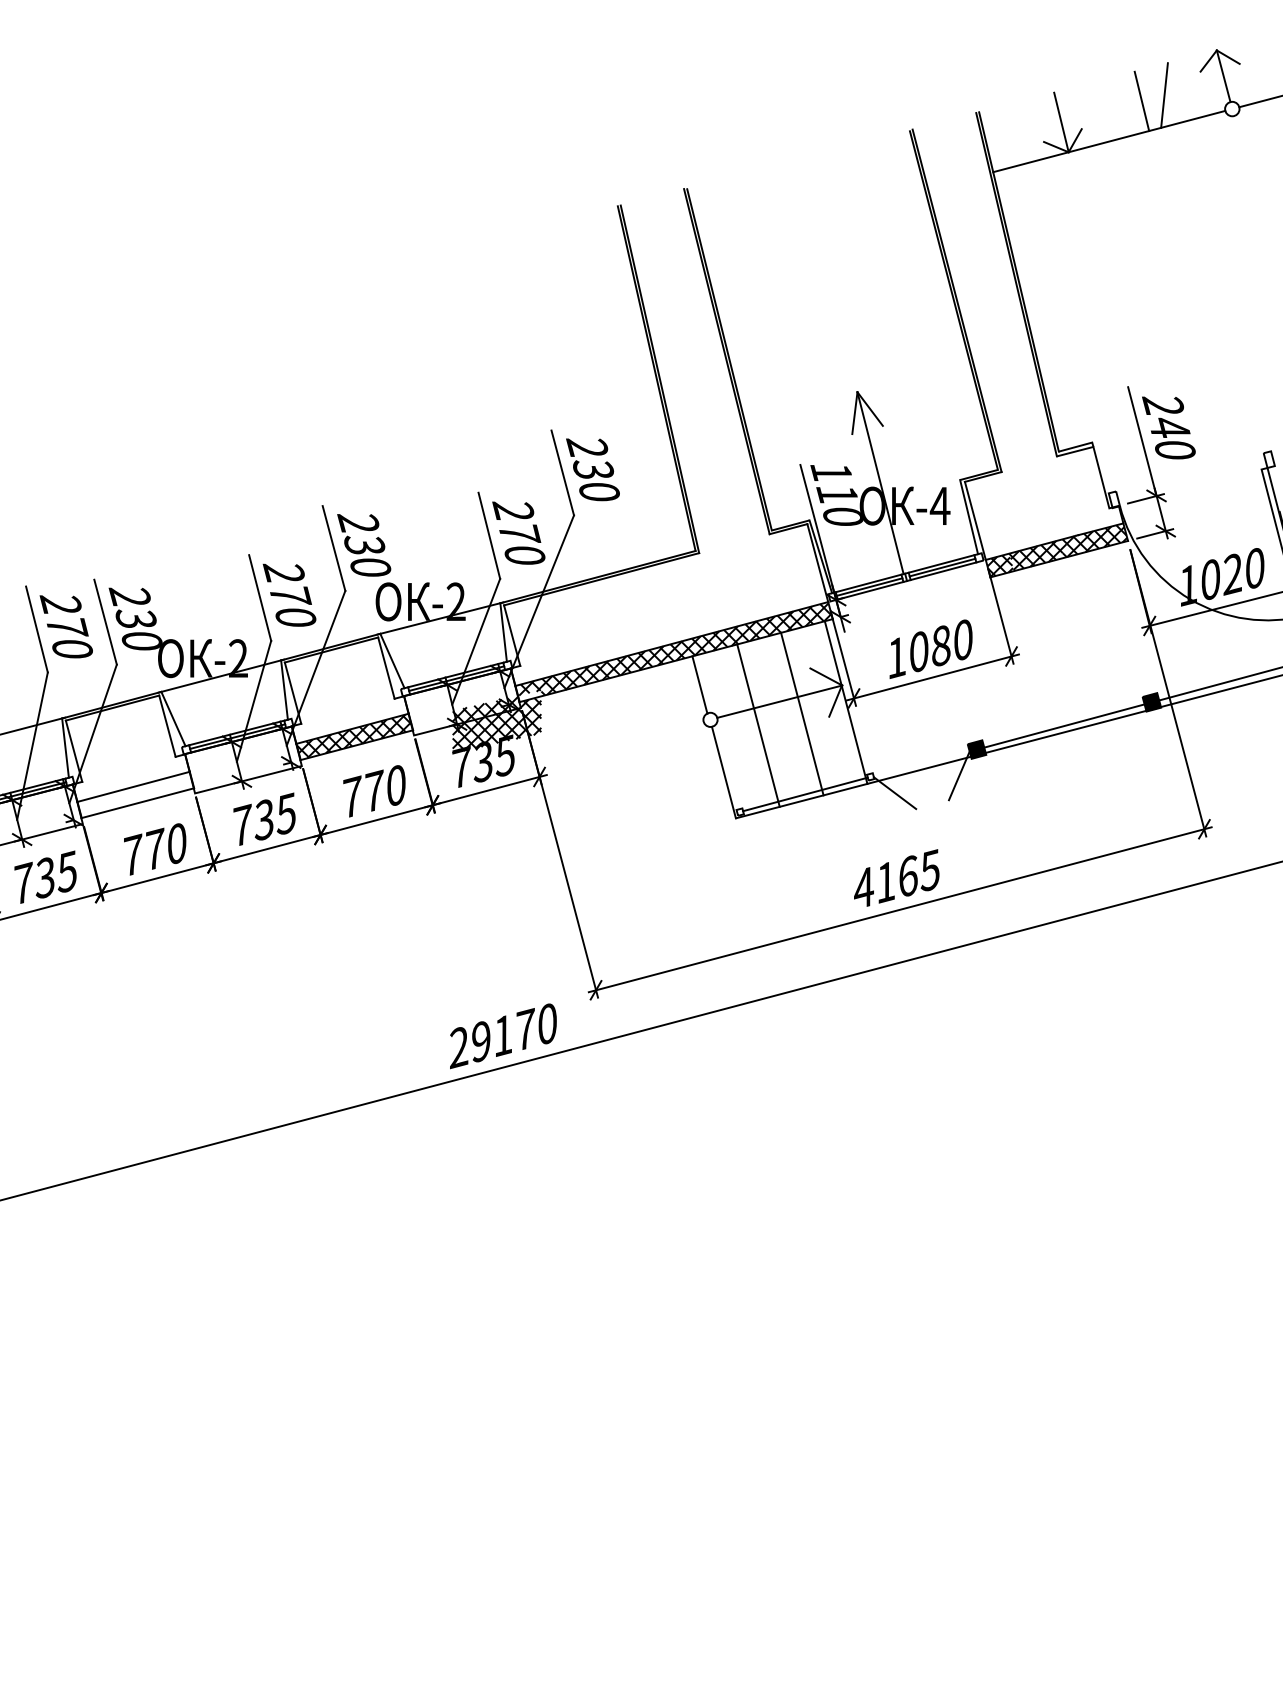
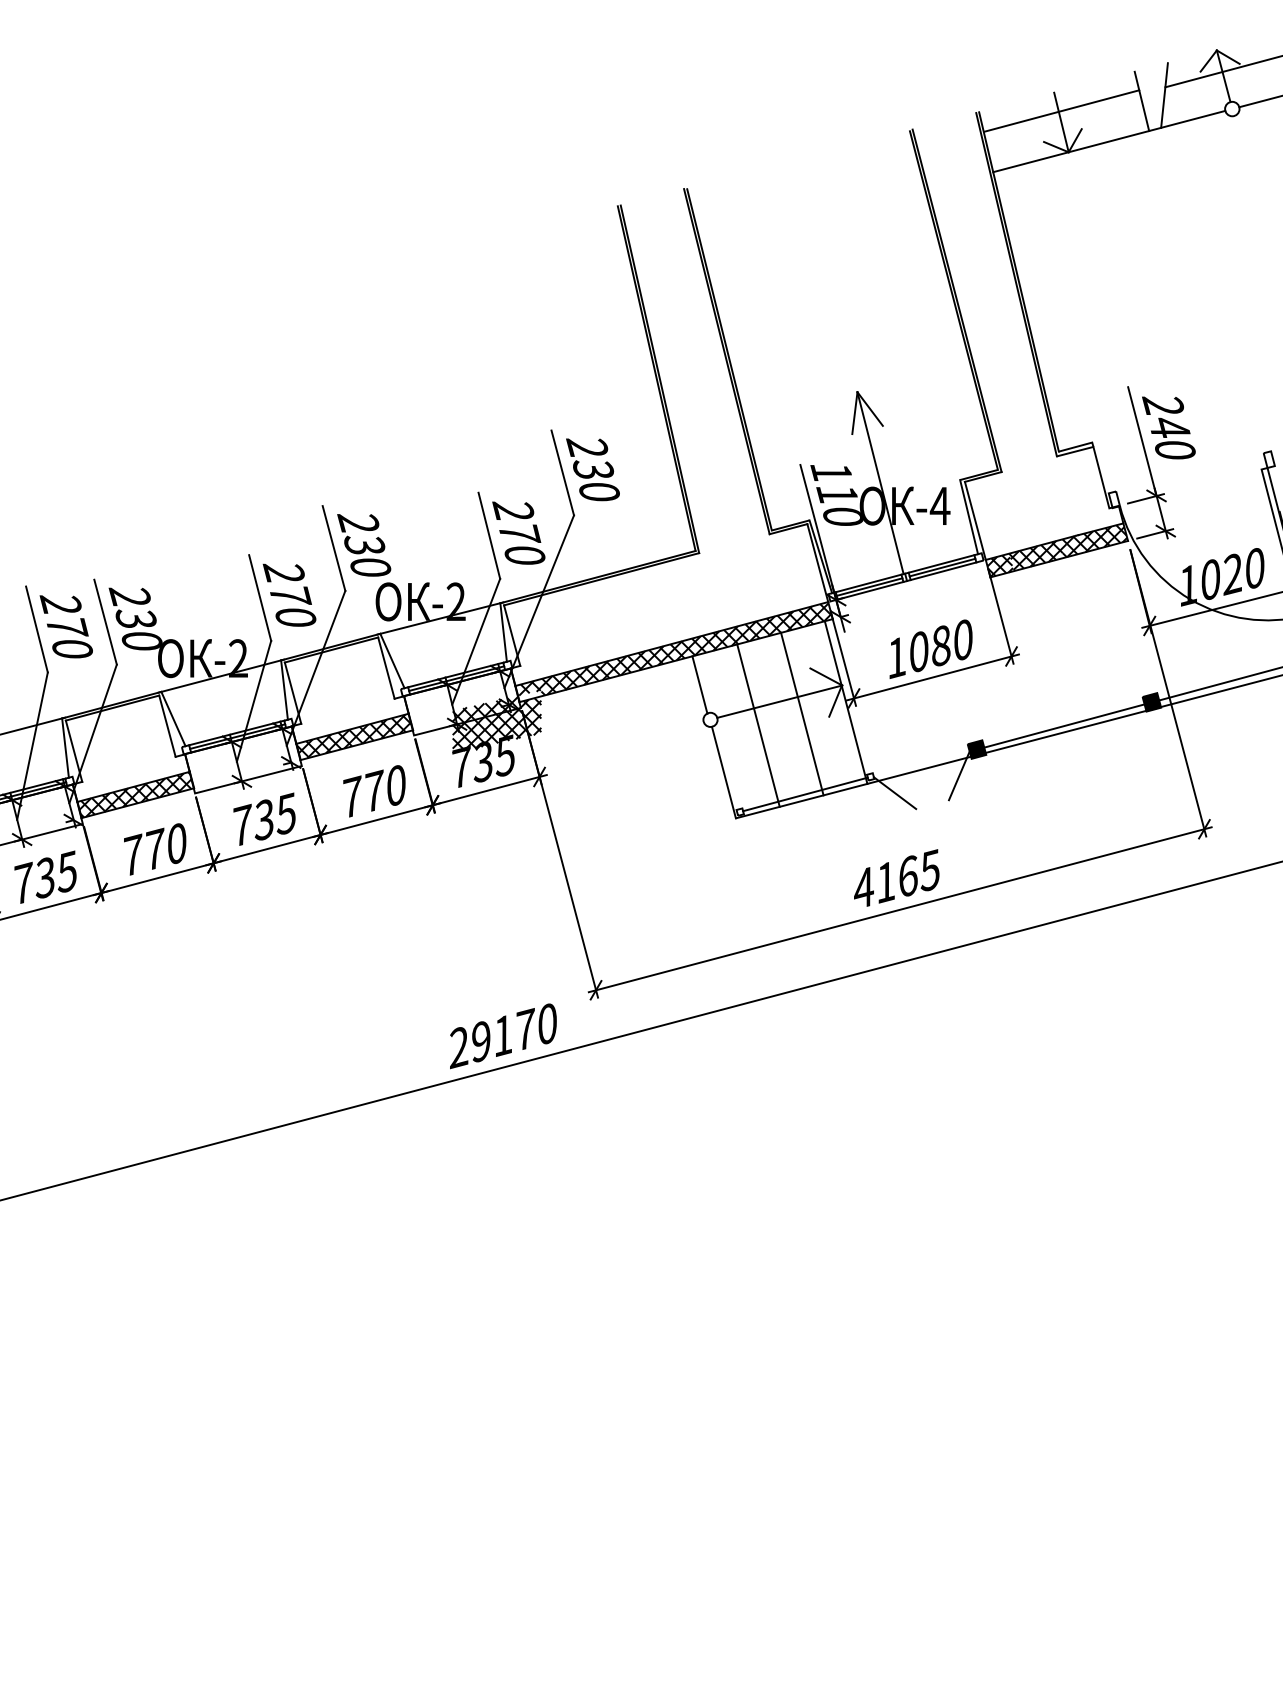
line: none -> present (1222, 71)
line: none -> present (1061, 110)
hatch: none -> present (135, 794)
